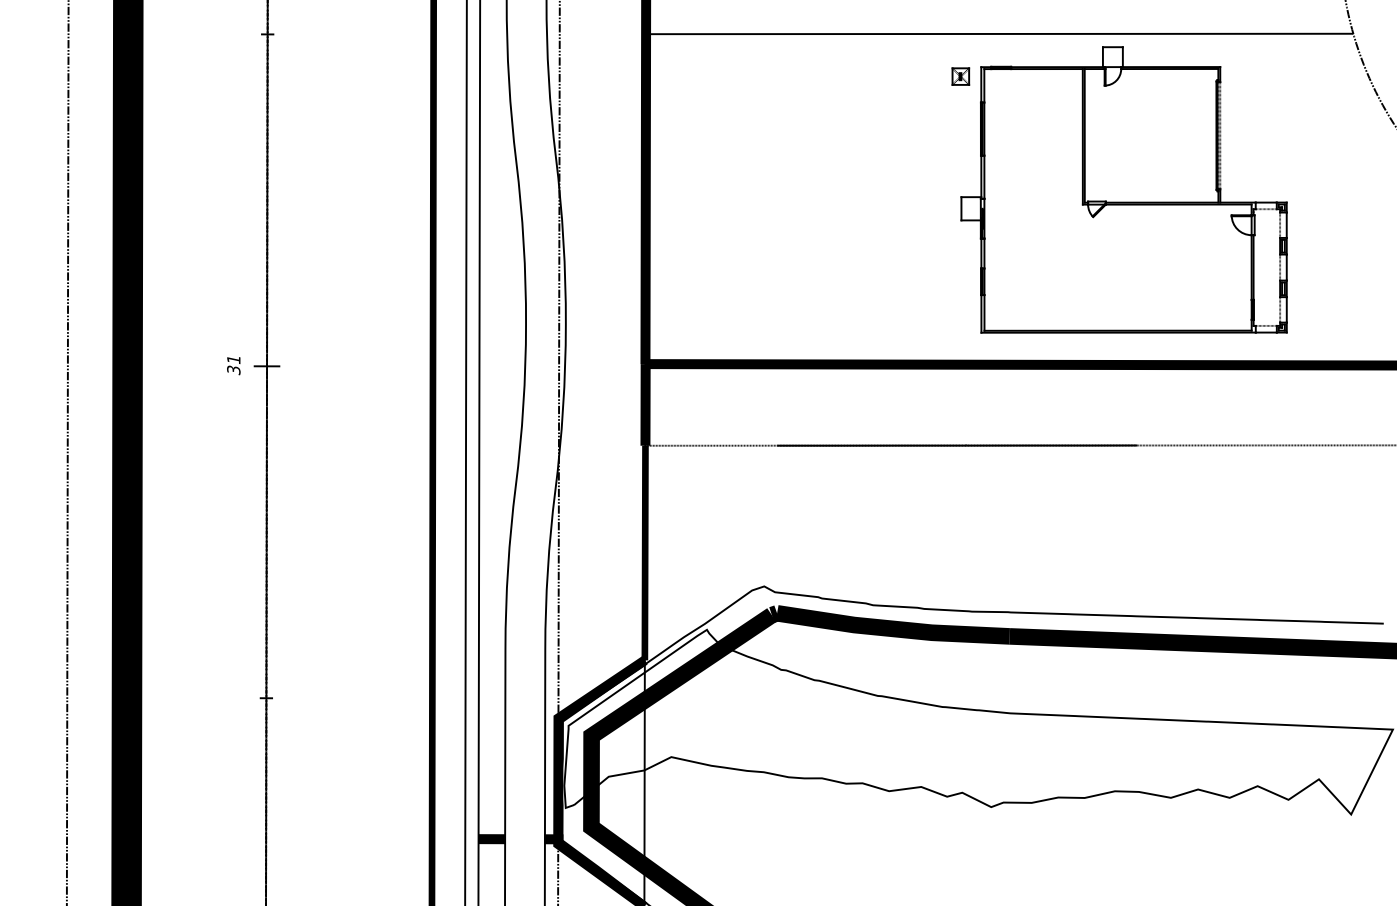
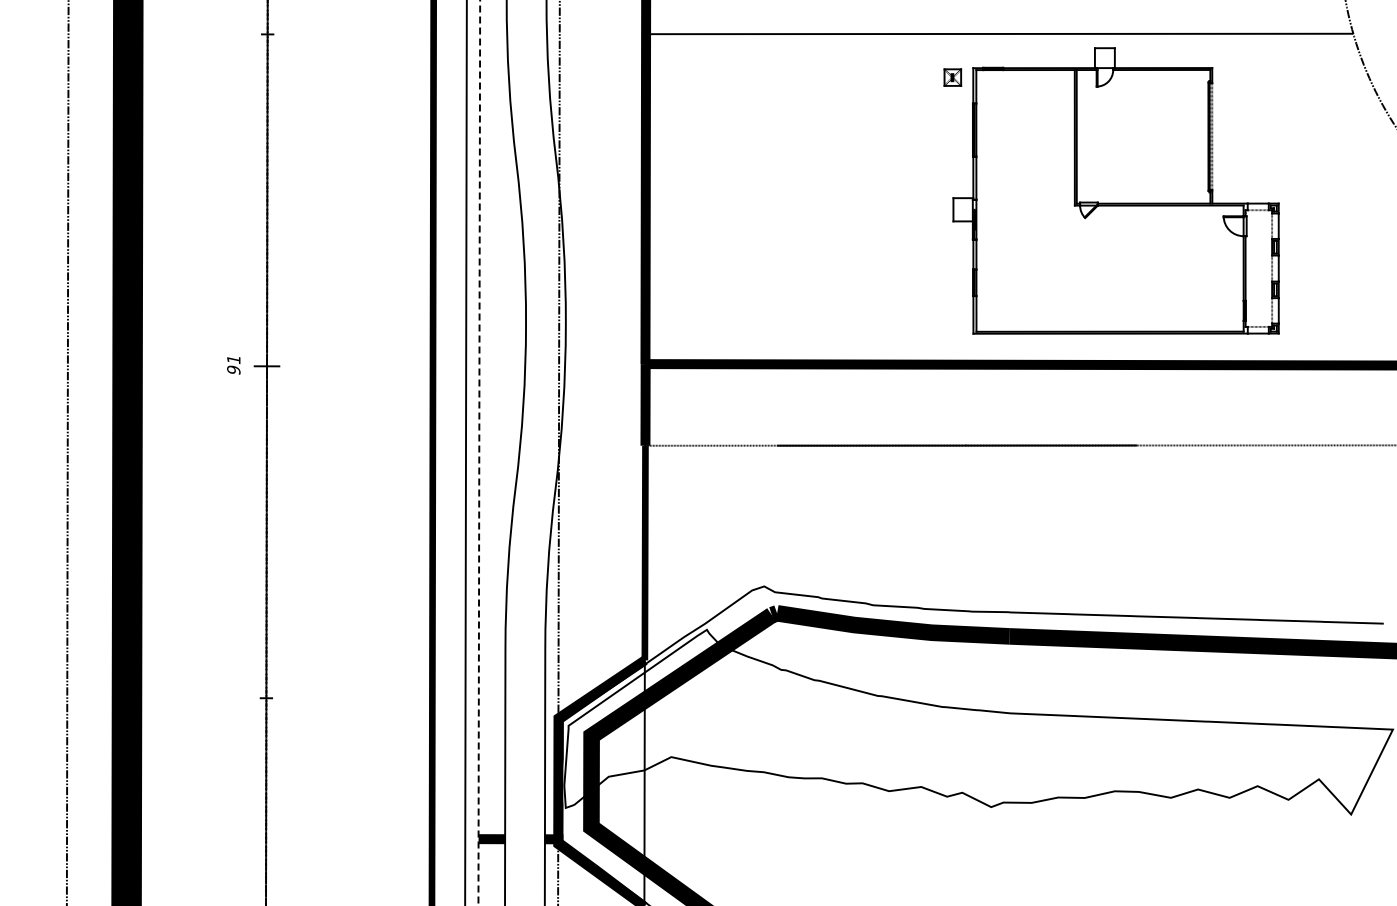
part position: (1119, 189) -> (1111, 190) (1111, 190)
text: 31 -> 91 (233, 370)
line: solid -> dashed (479, 452)
